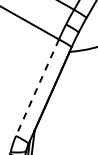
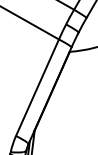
line: dashed -> solid (37, 87)
